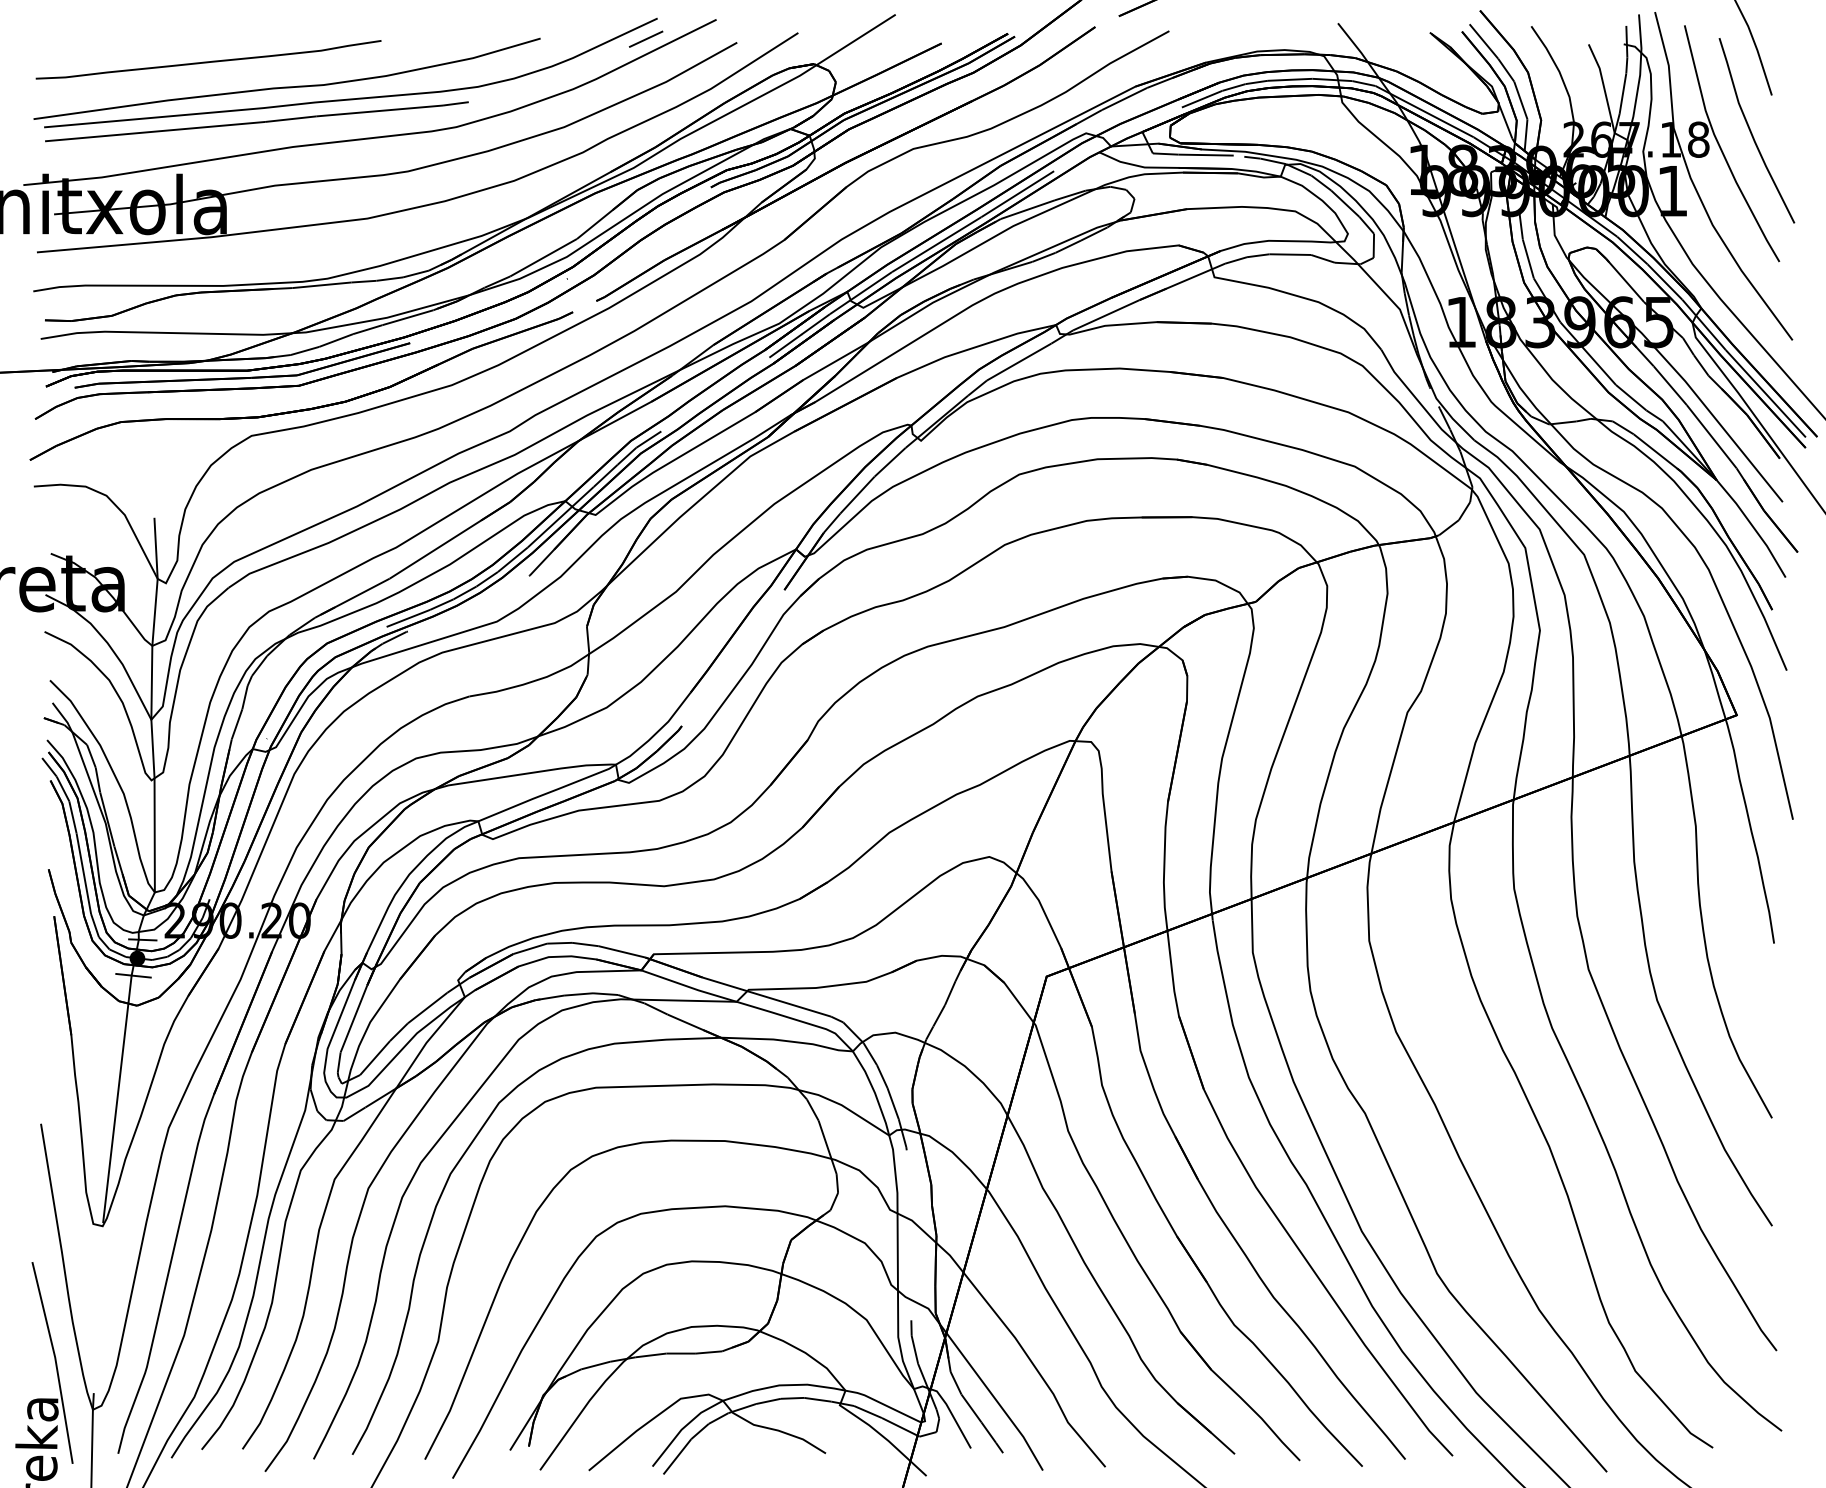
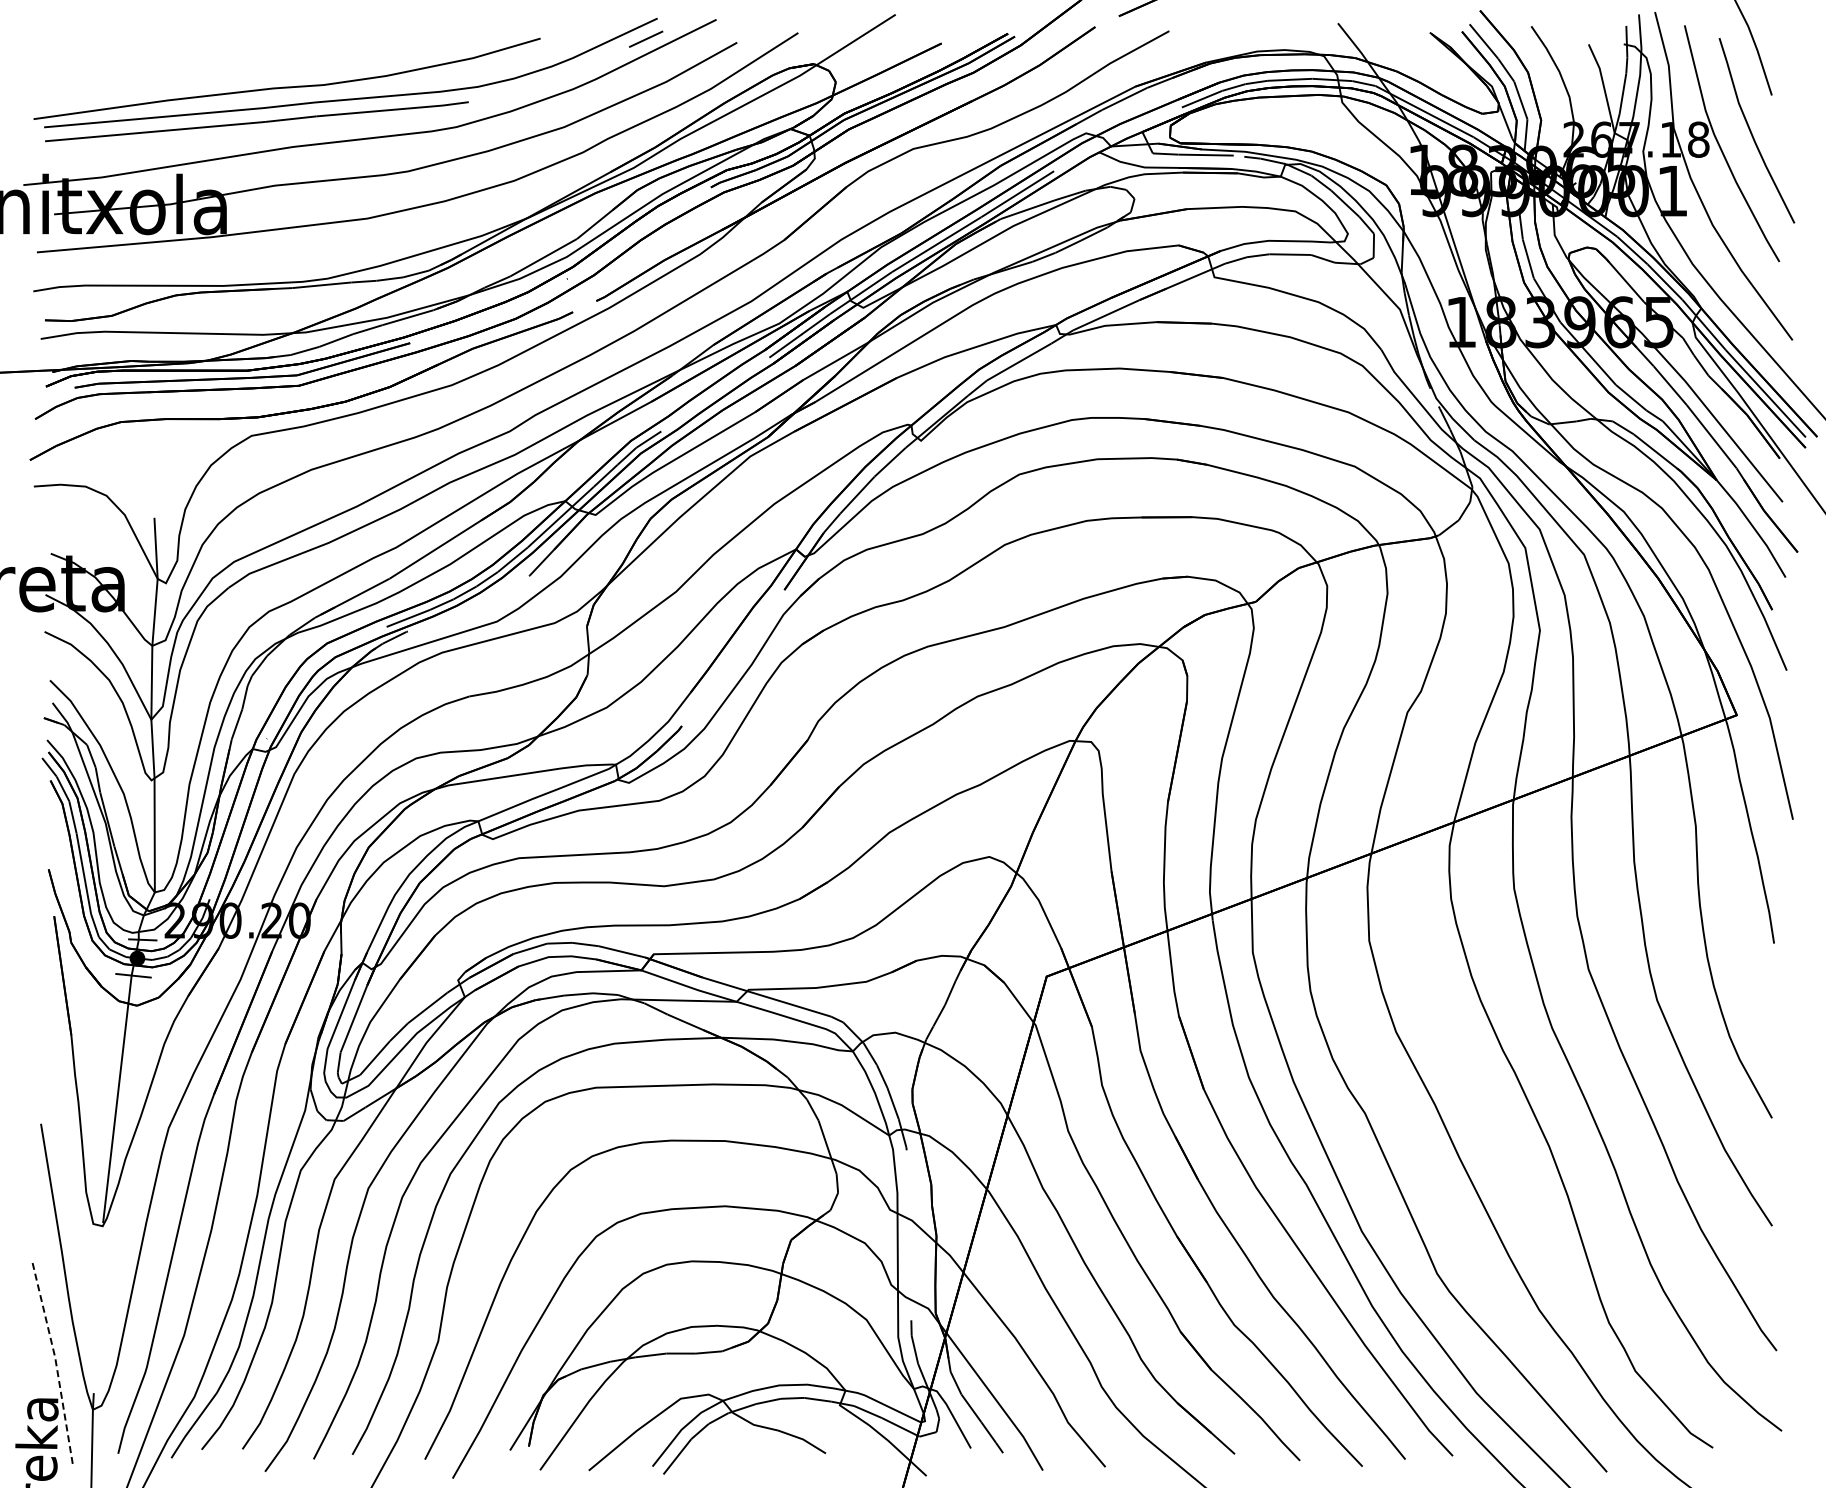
curve: present -> none (208, 61)
line: solid -> dashed (55, 1361)
